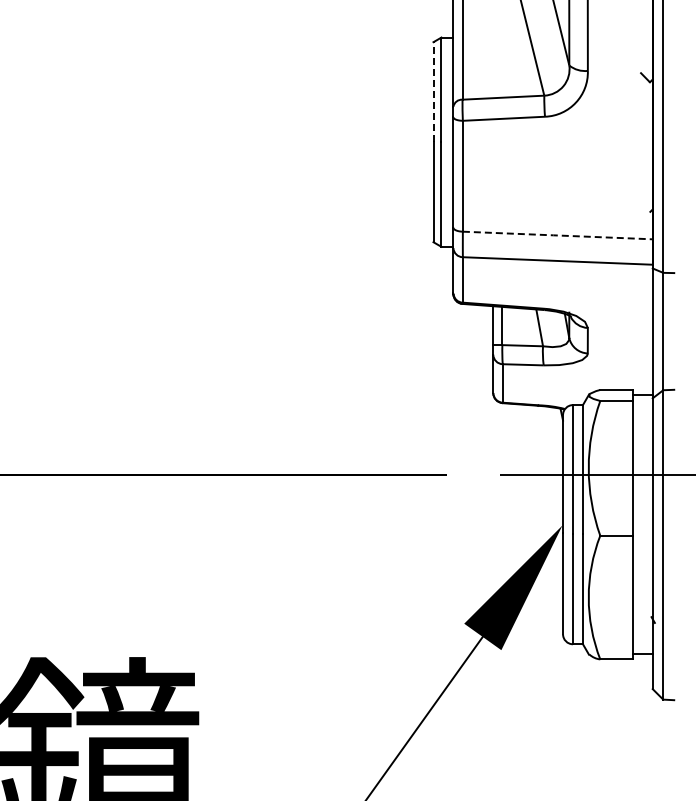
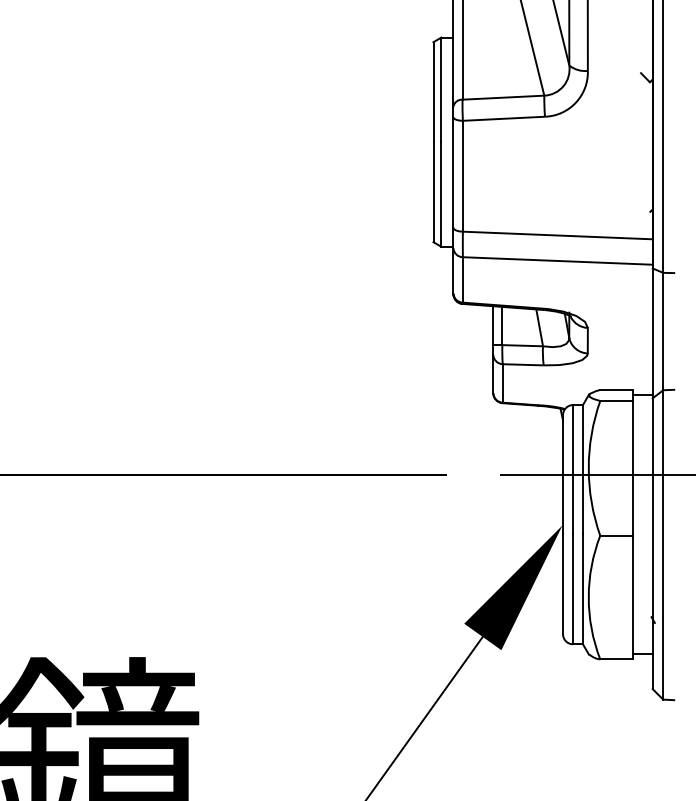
line: dashed -> solid (433, 91)
line: dashed -> solid (557, 235)
